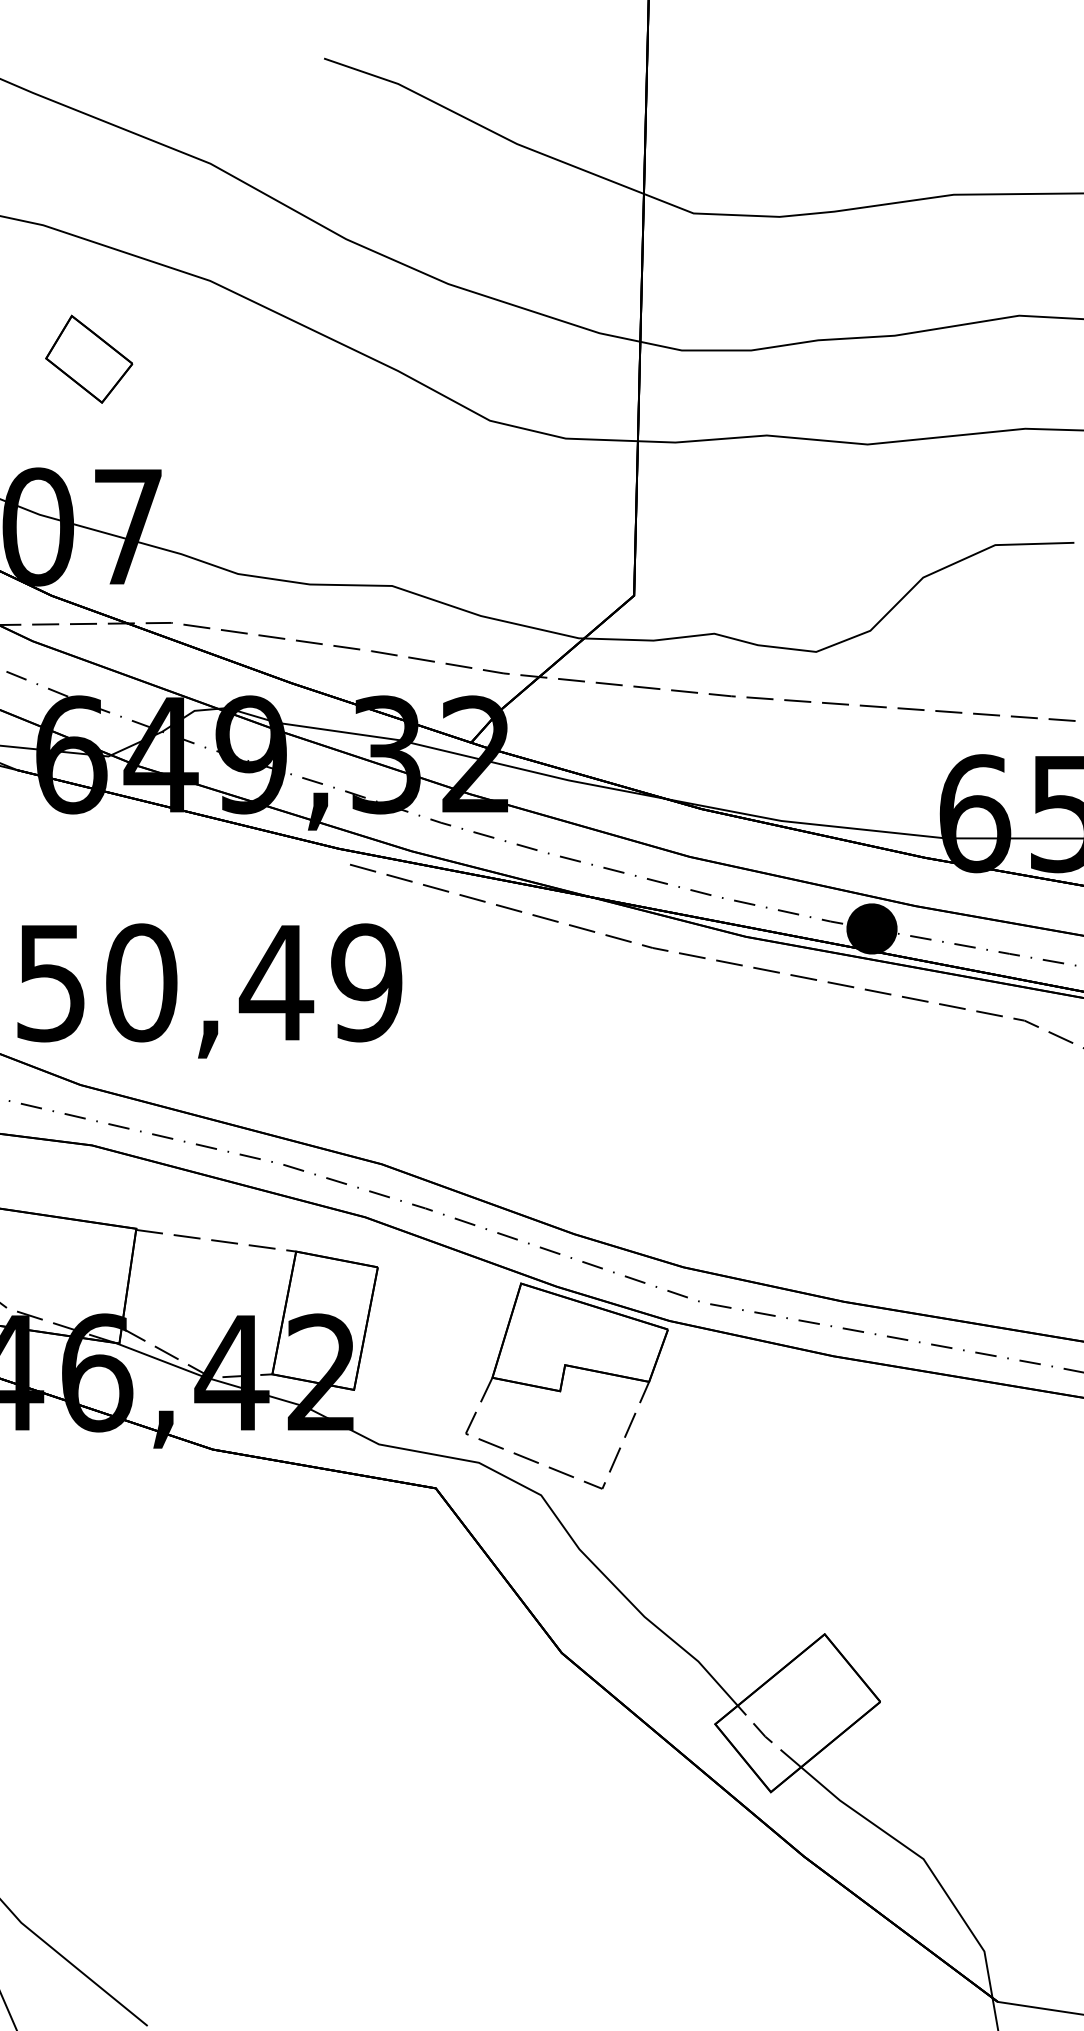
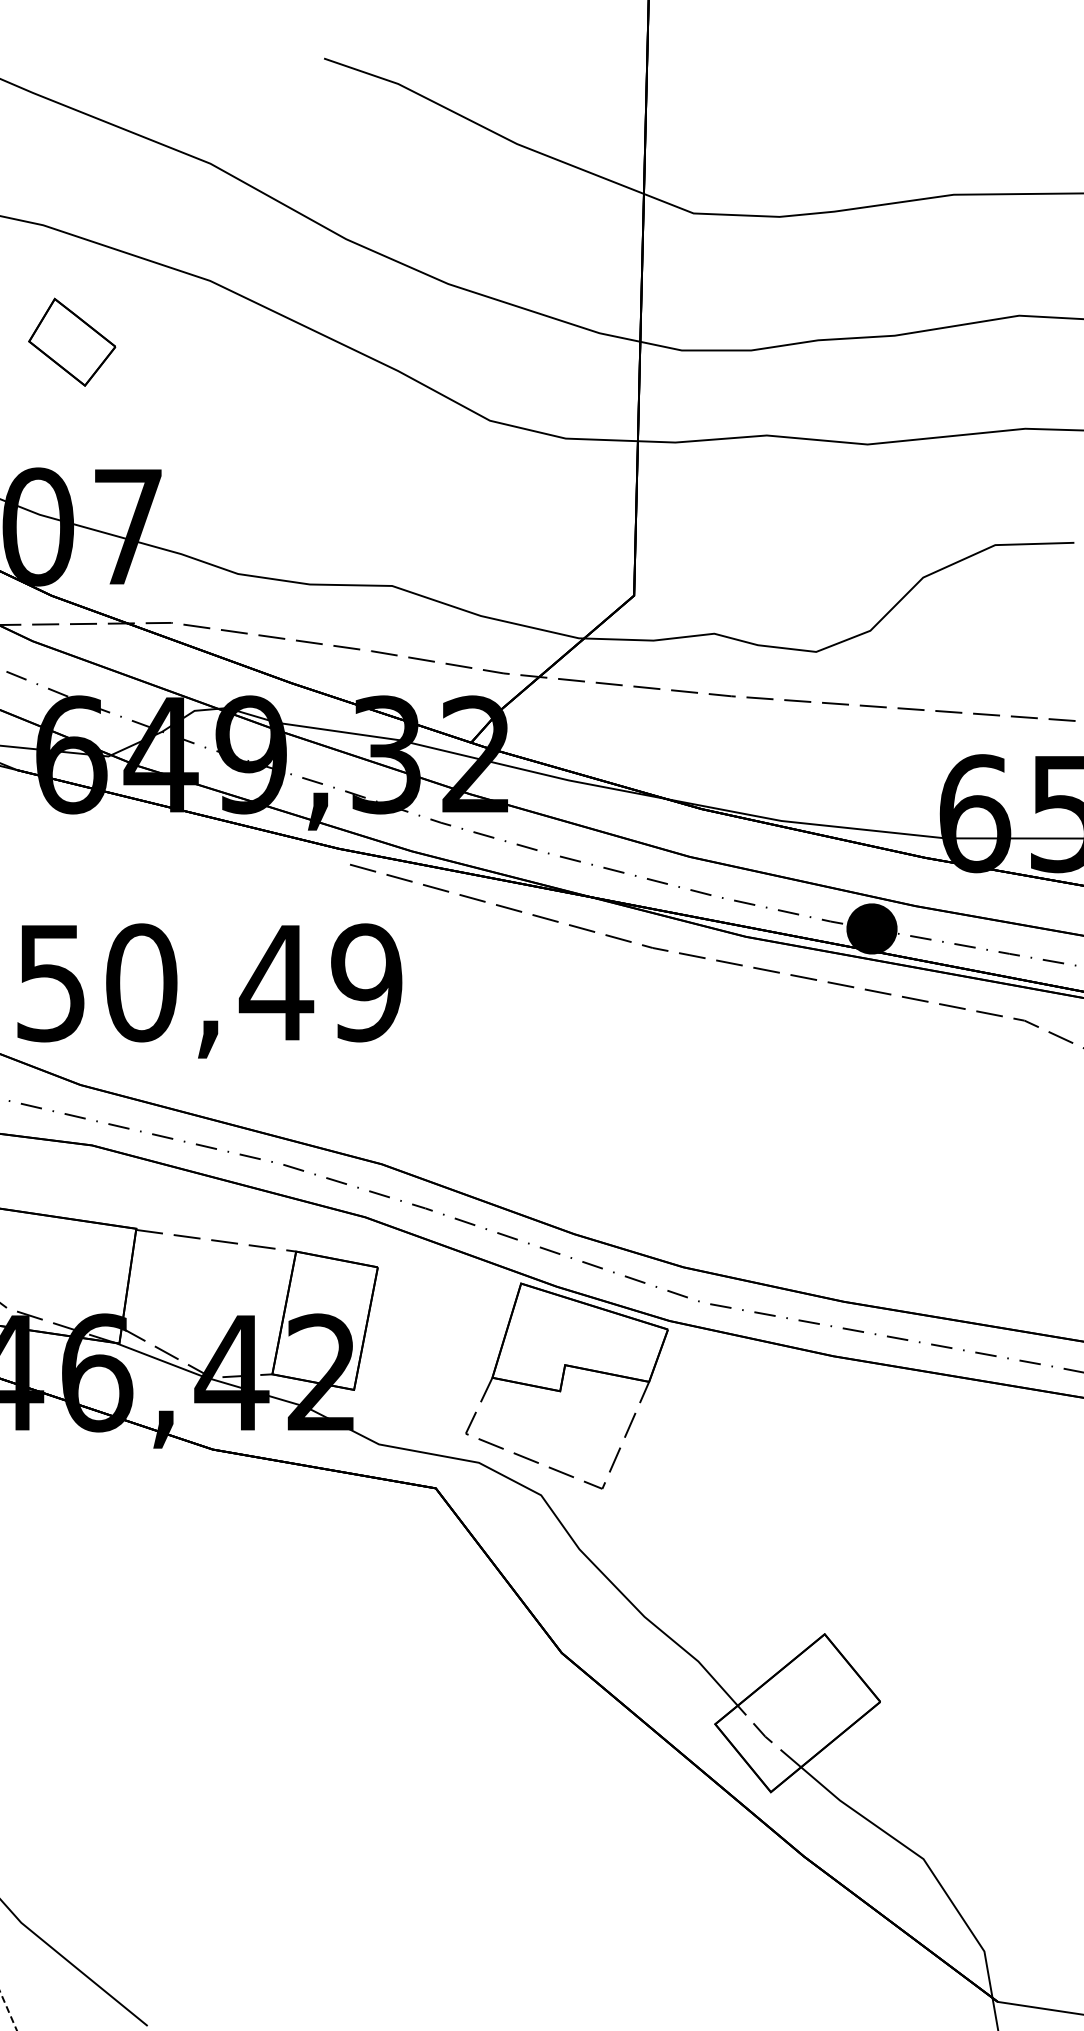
part position: (89, 358) -> (72, 341) (72, 341)
line: solid -> dashed (8, 2011)
